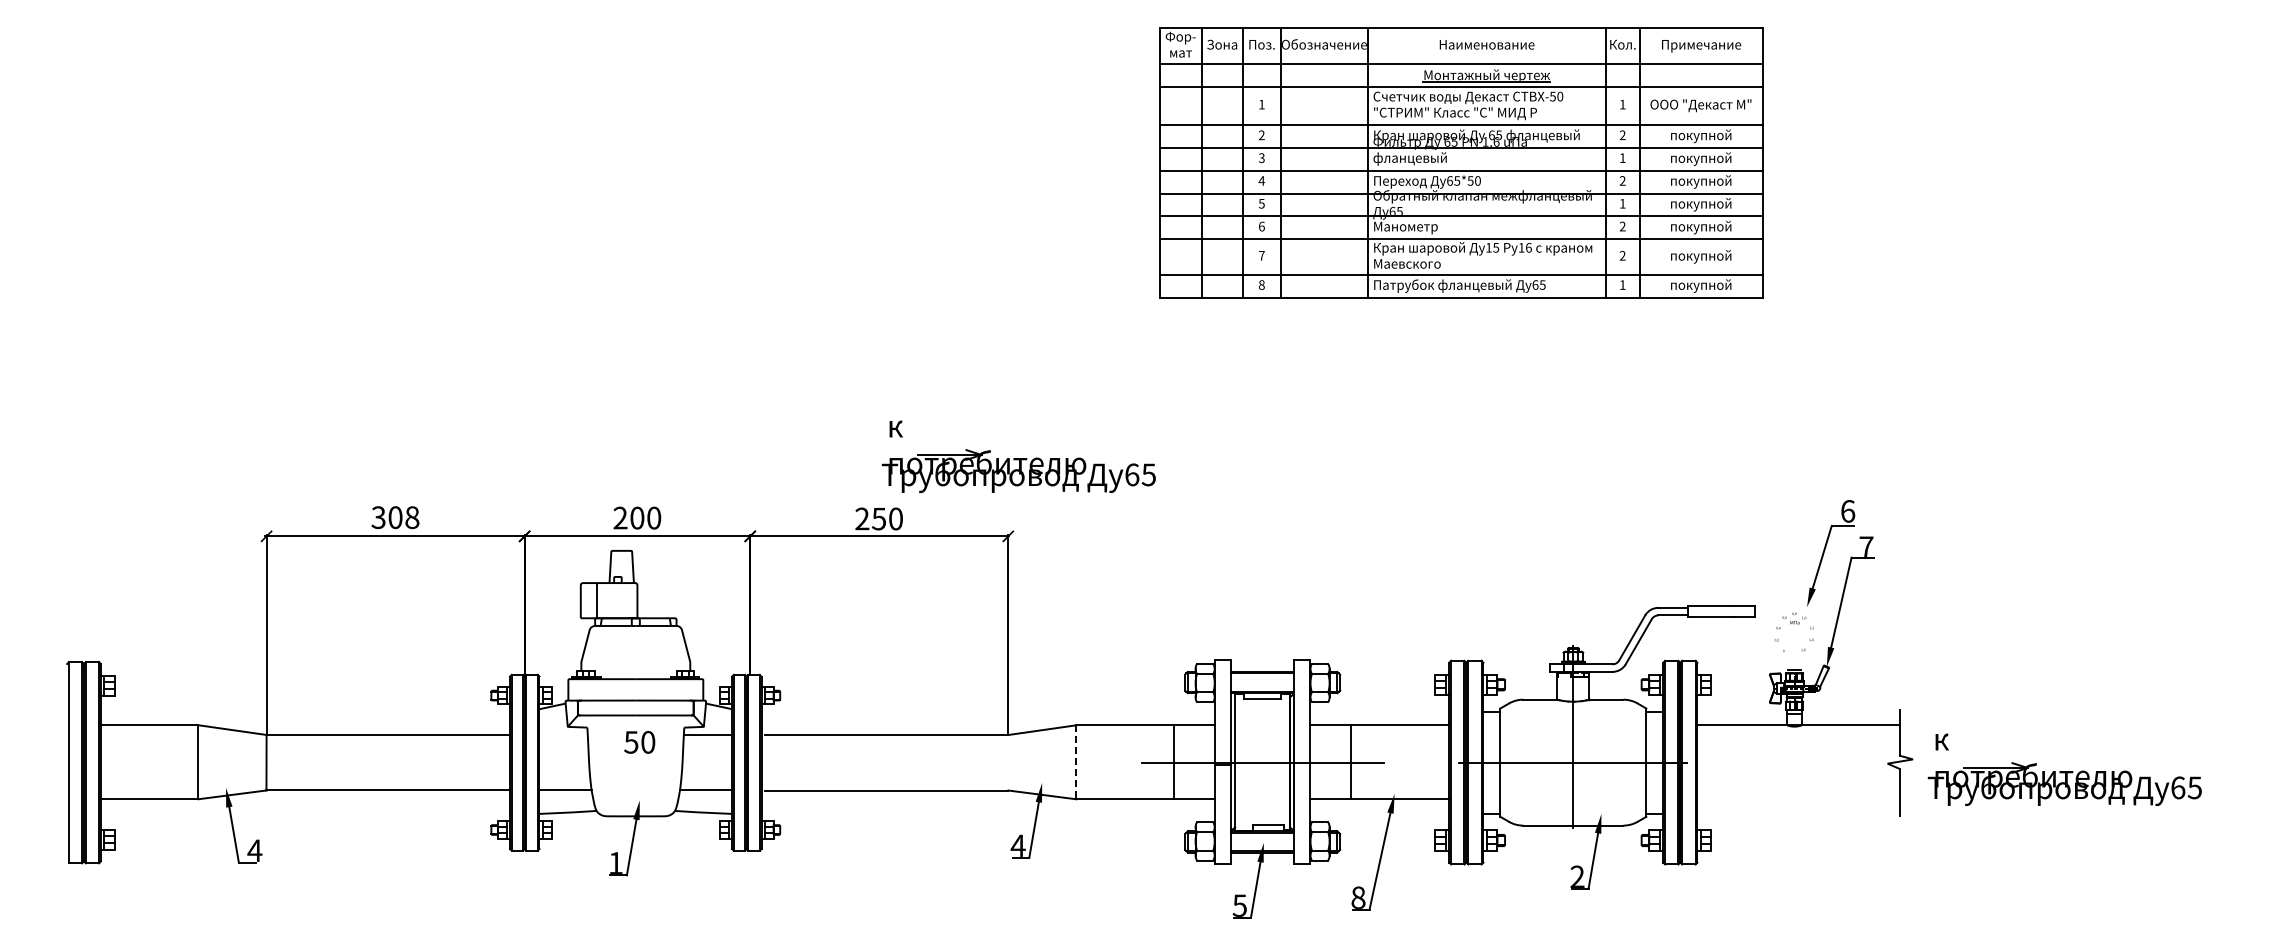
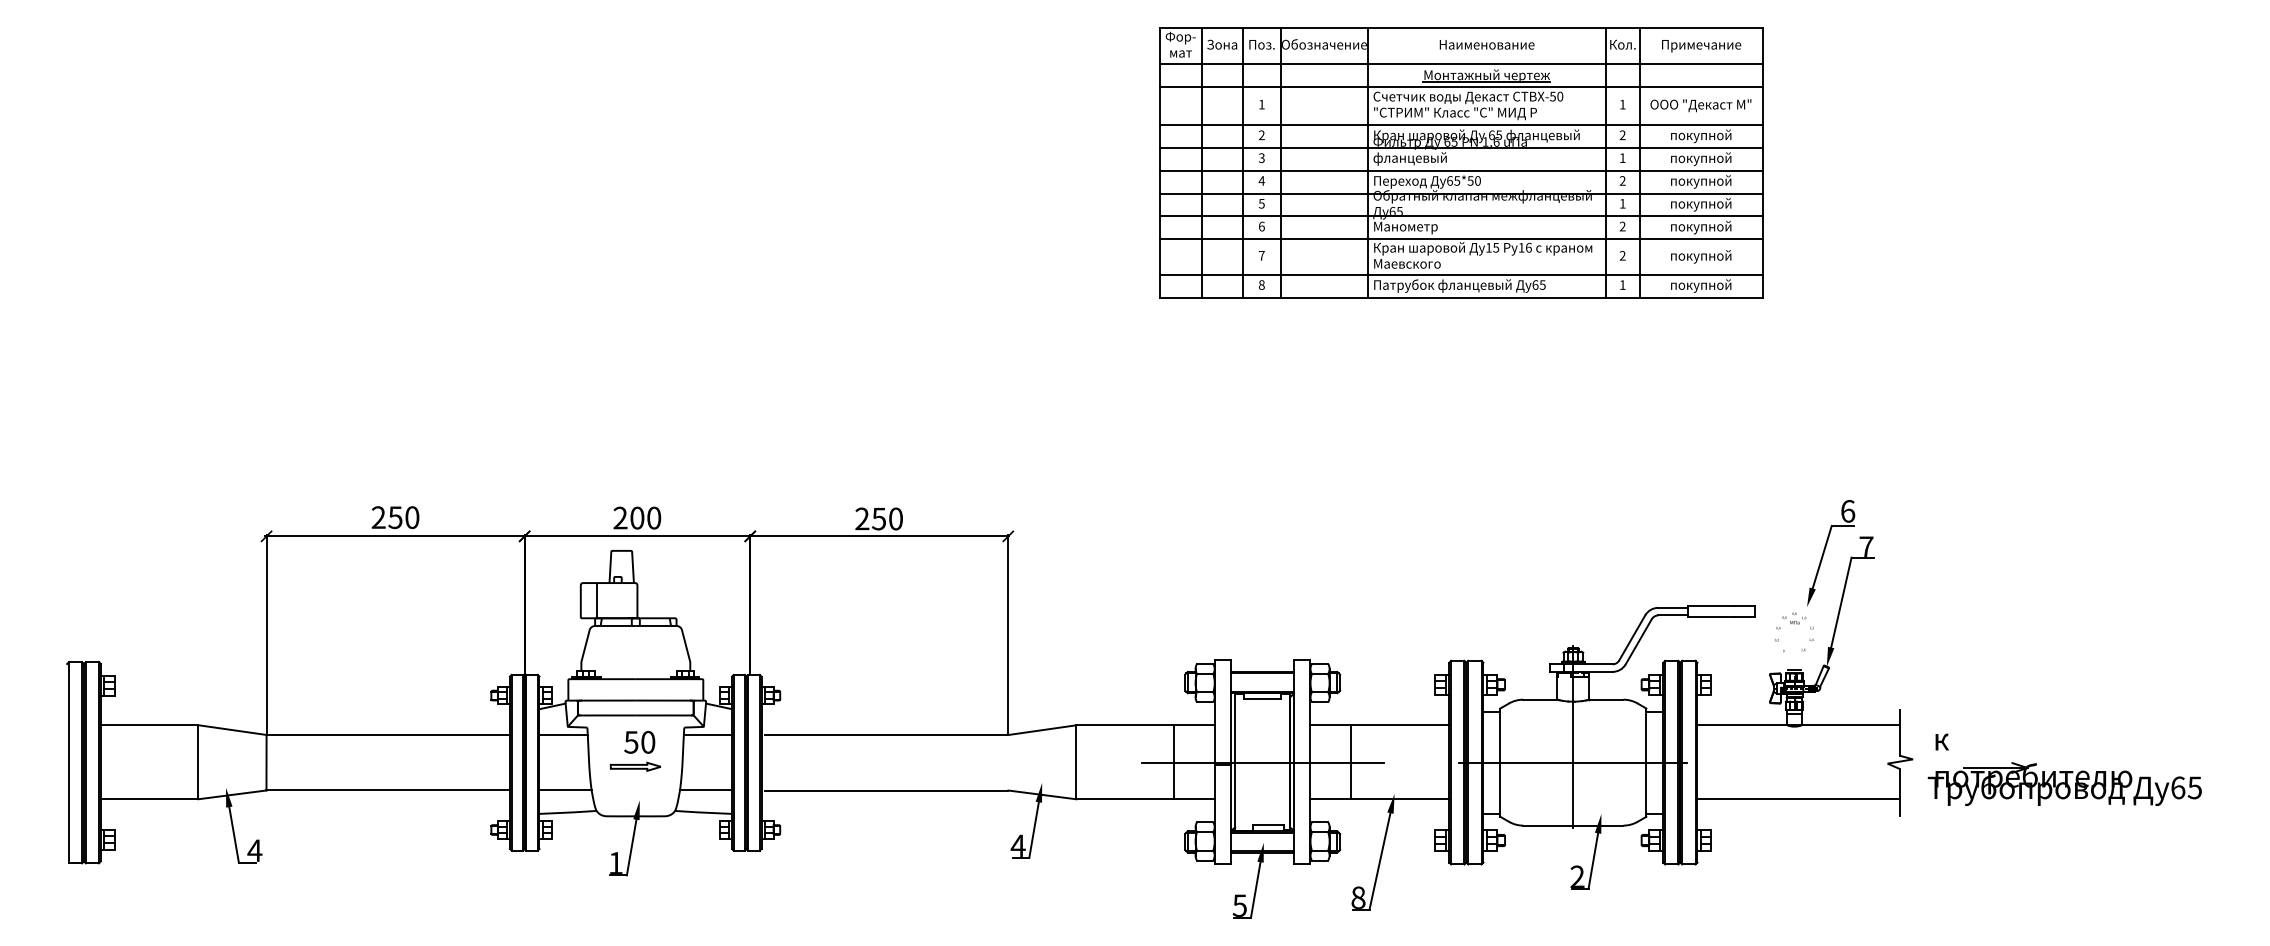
part: present -> none (1018, 456)
text: 308 -> 250 (395, 517)
line: none -> present (563, 735)
line: dashed -> solid (1076, 762)
part: none -> present (635, 766)
line: none -> present (1797, 799)
